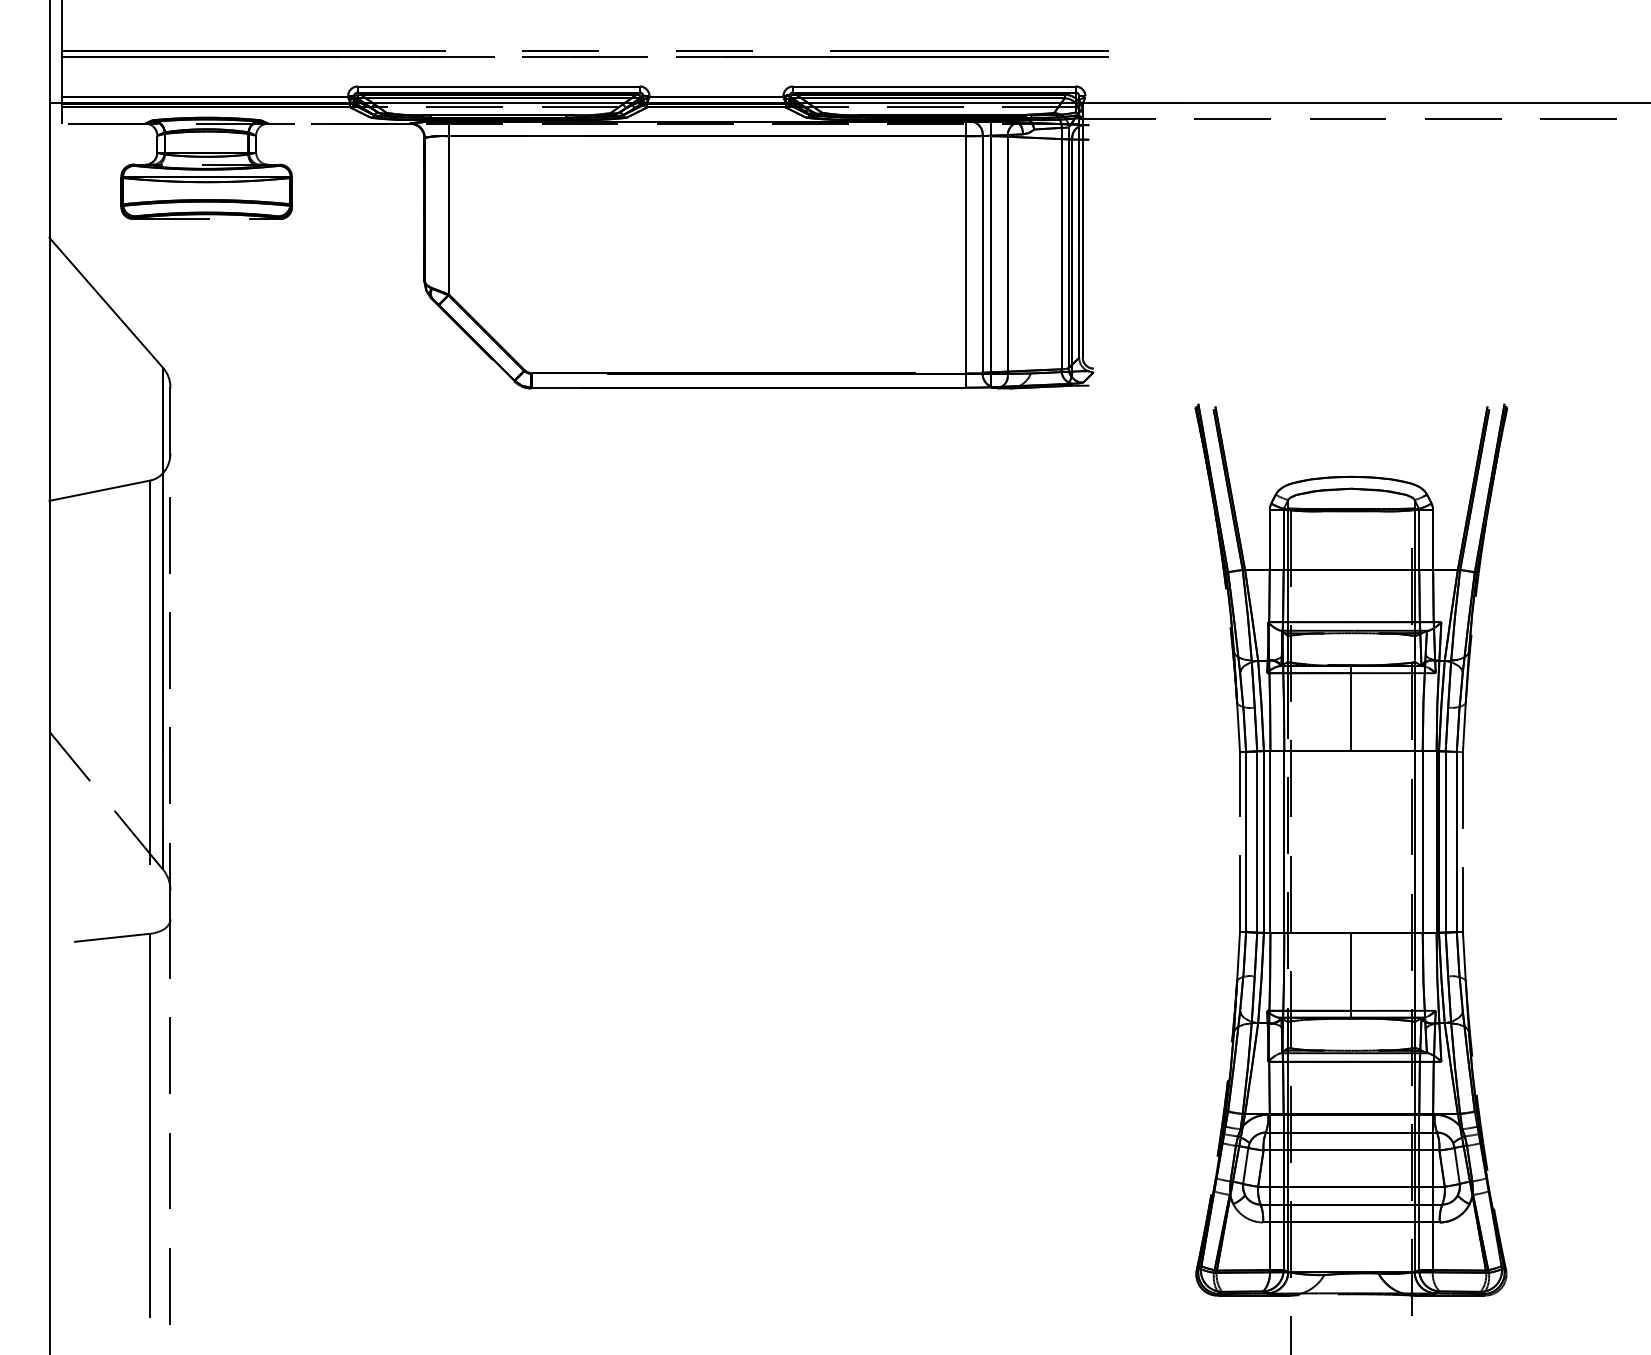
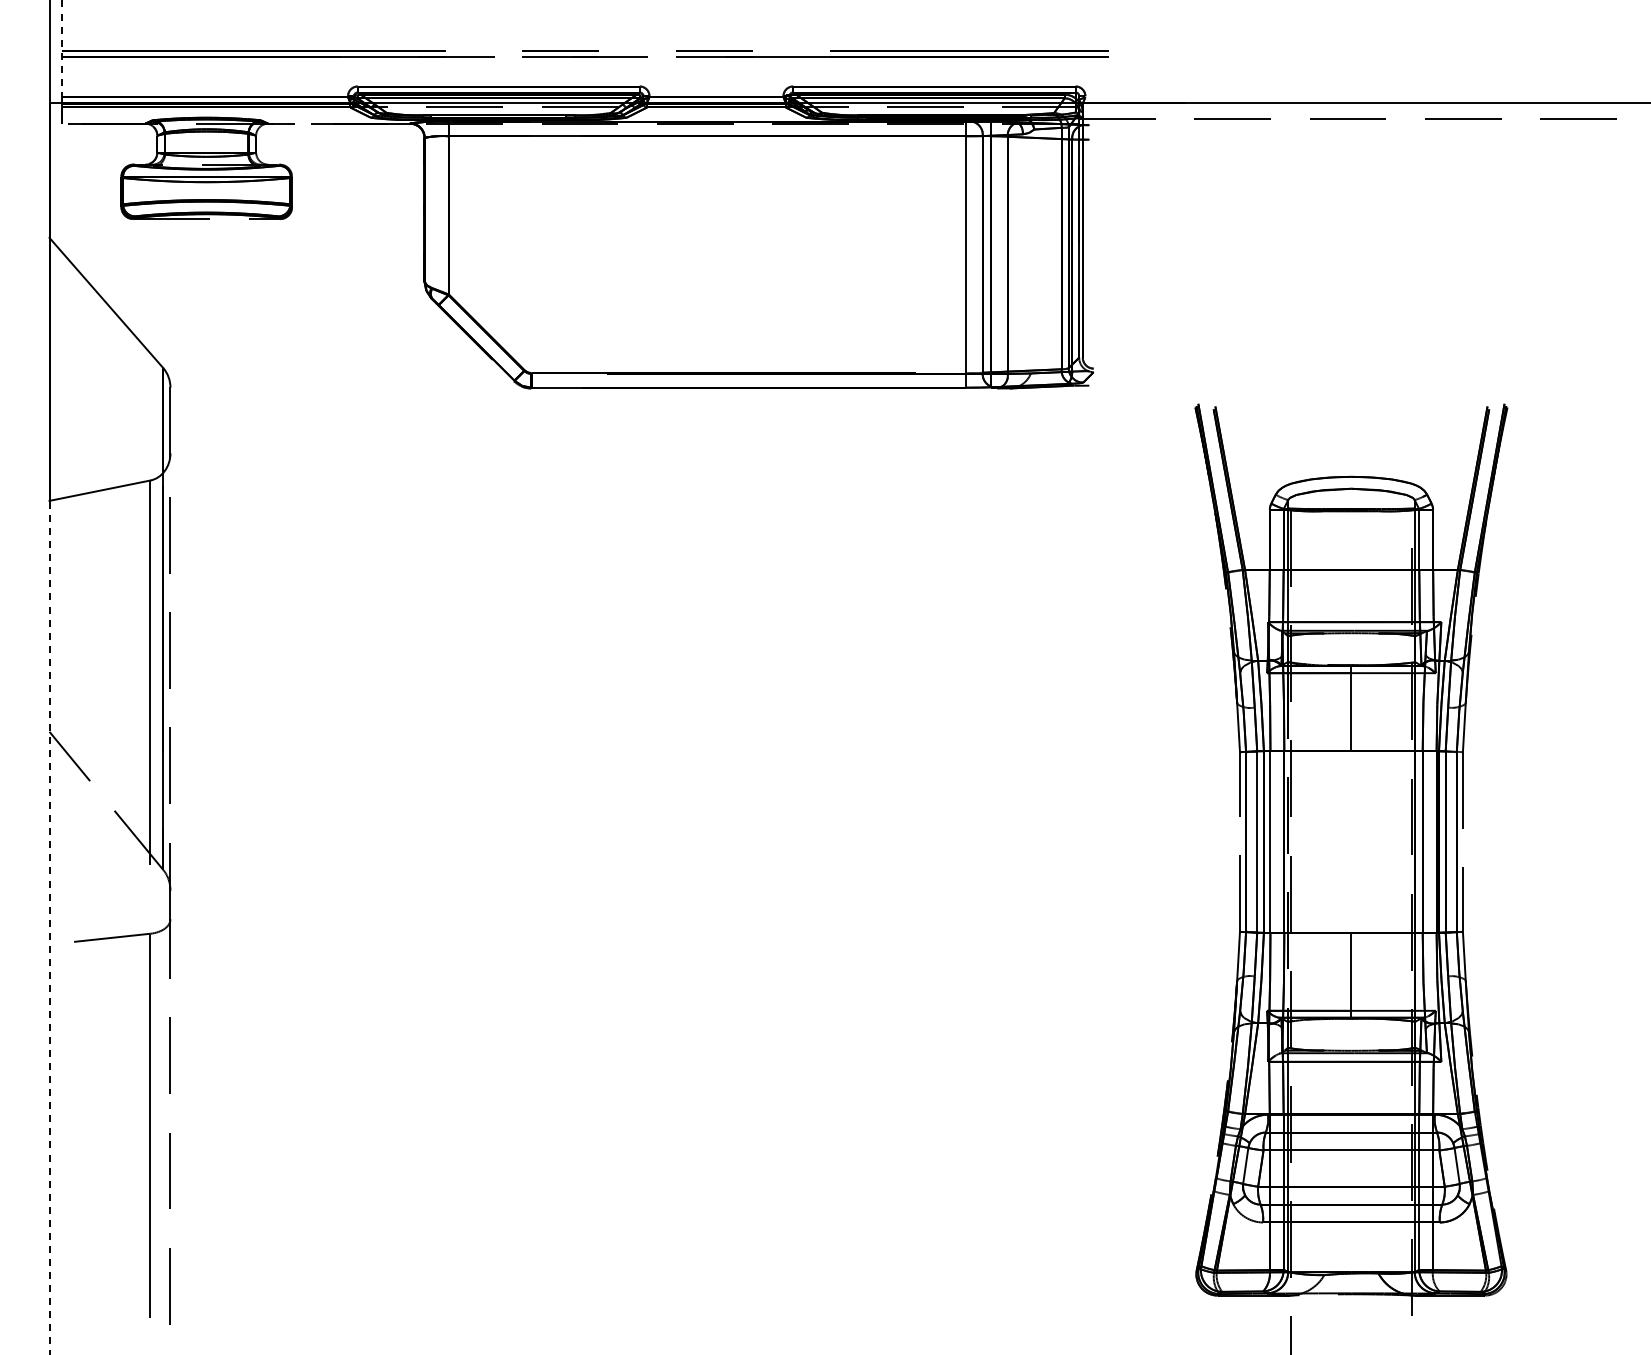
line: solid -> dashed (61, 49)
line: solid -> dashed (49, 927)
